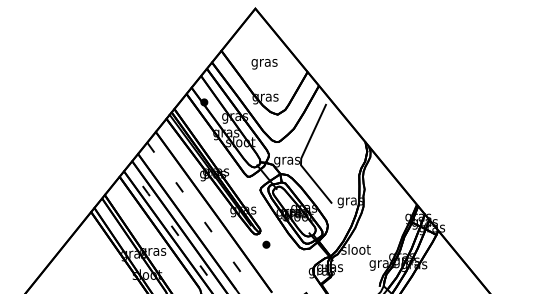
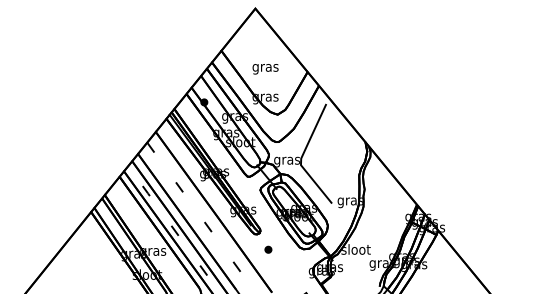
text position: (264, 64) -> (265, 69) (265, 69)
part position: (266, 244) -> (268, 249) (268, 249)
